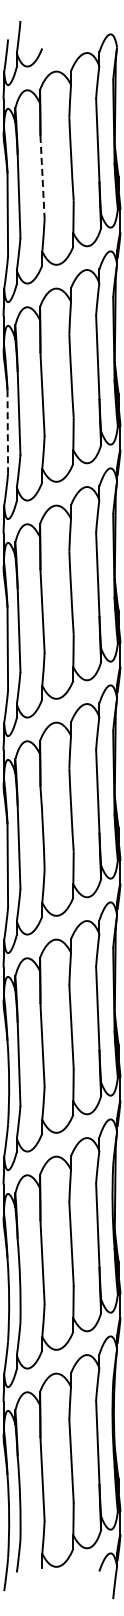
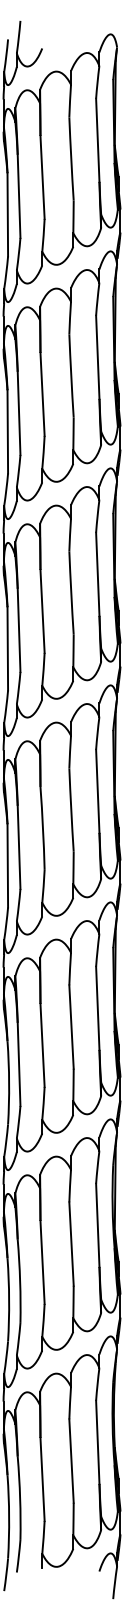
line: dashed -> solid (42, 177)
line: dashed -> solid (7, 431)
